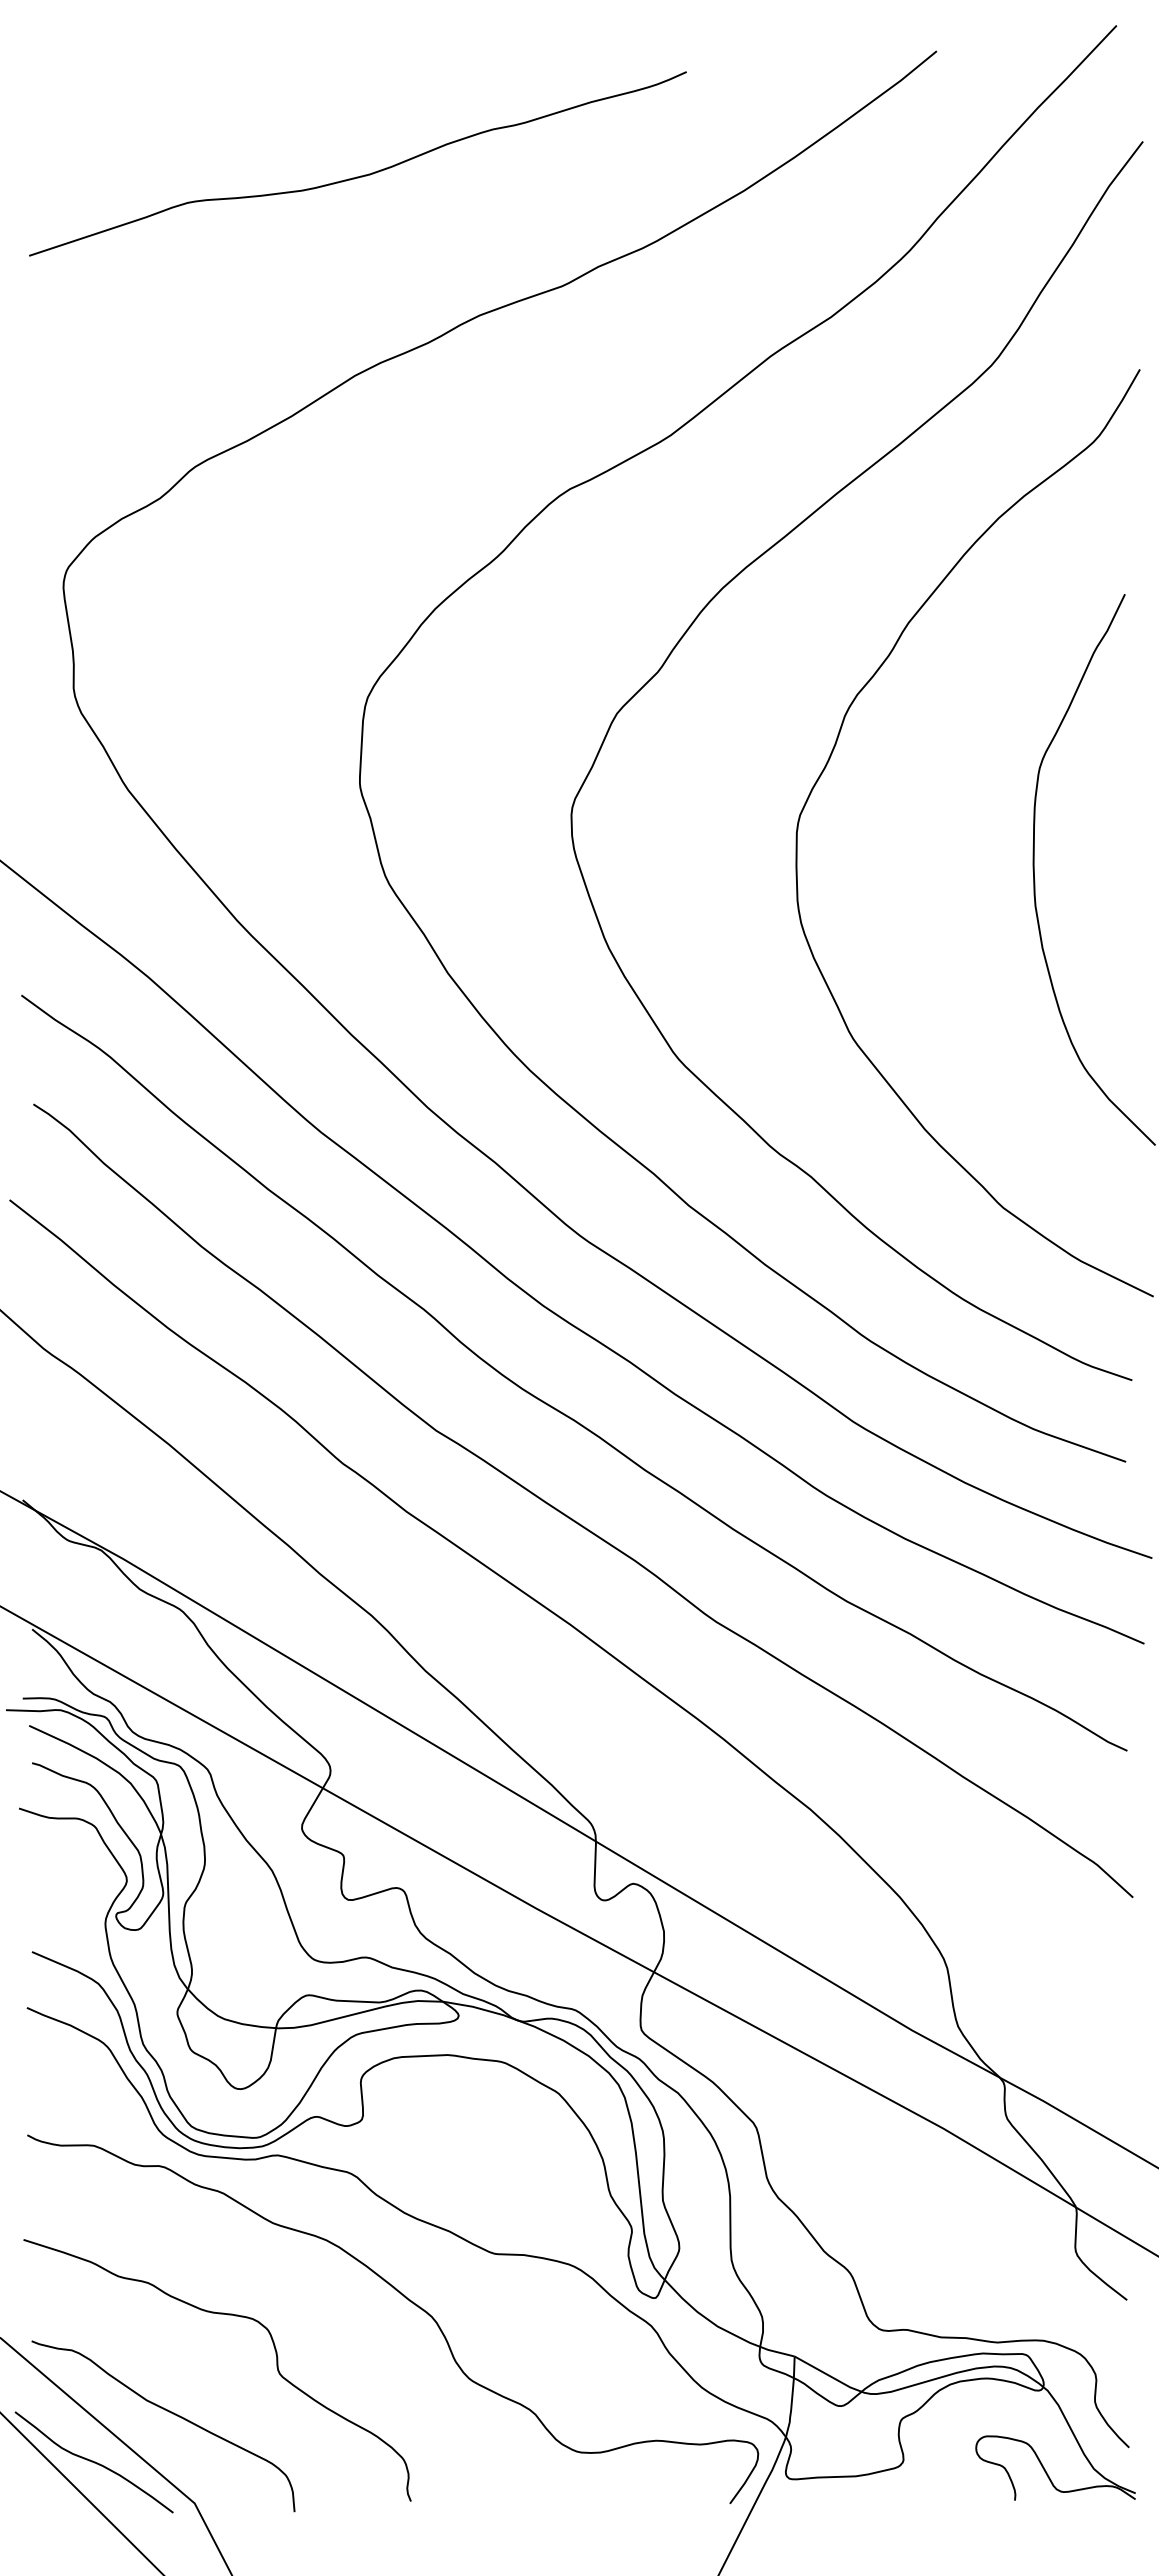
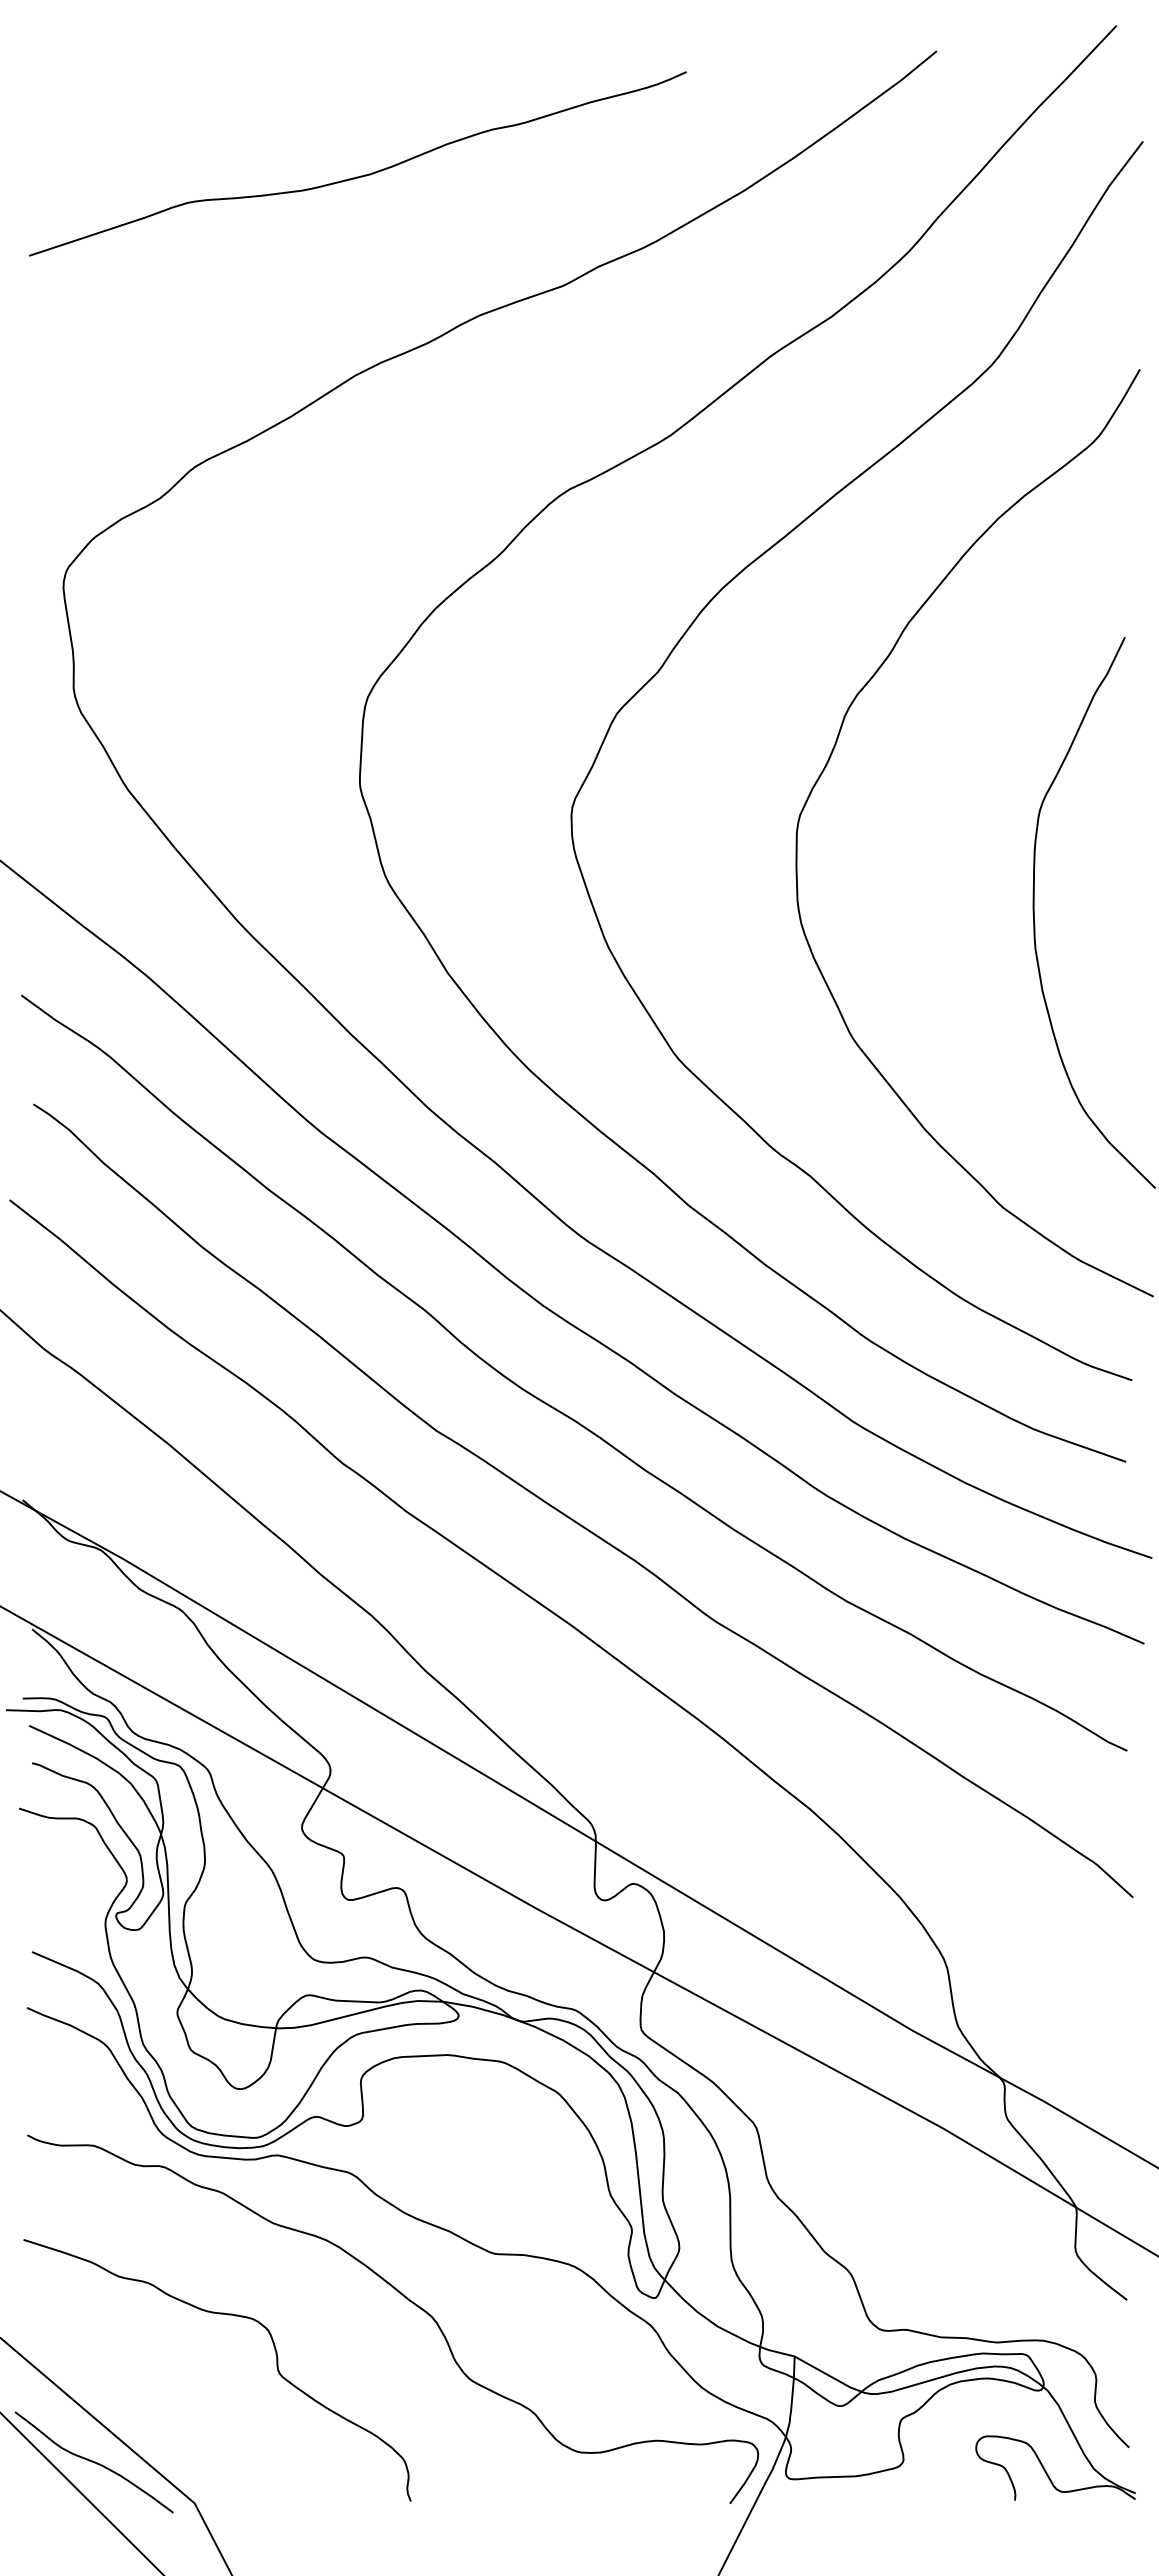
curve position: (1034, 869) -> (1034, 912) (1034, 912)
curve: present -> none (169, 2412)
